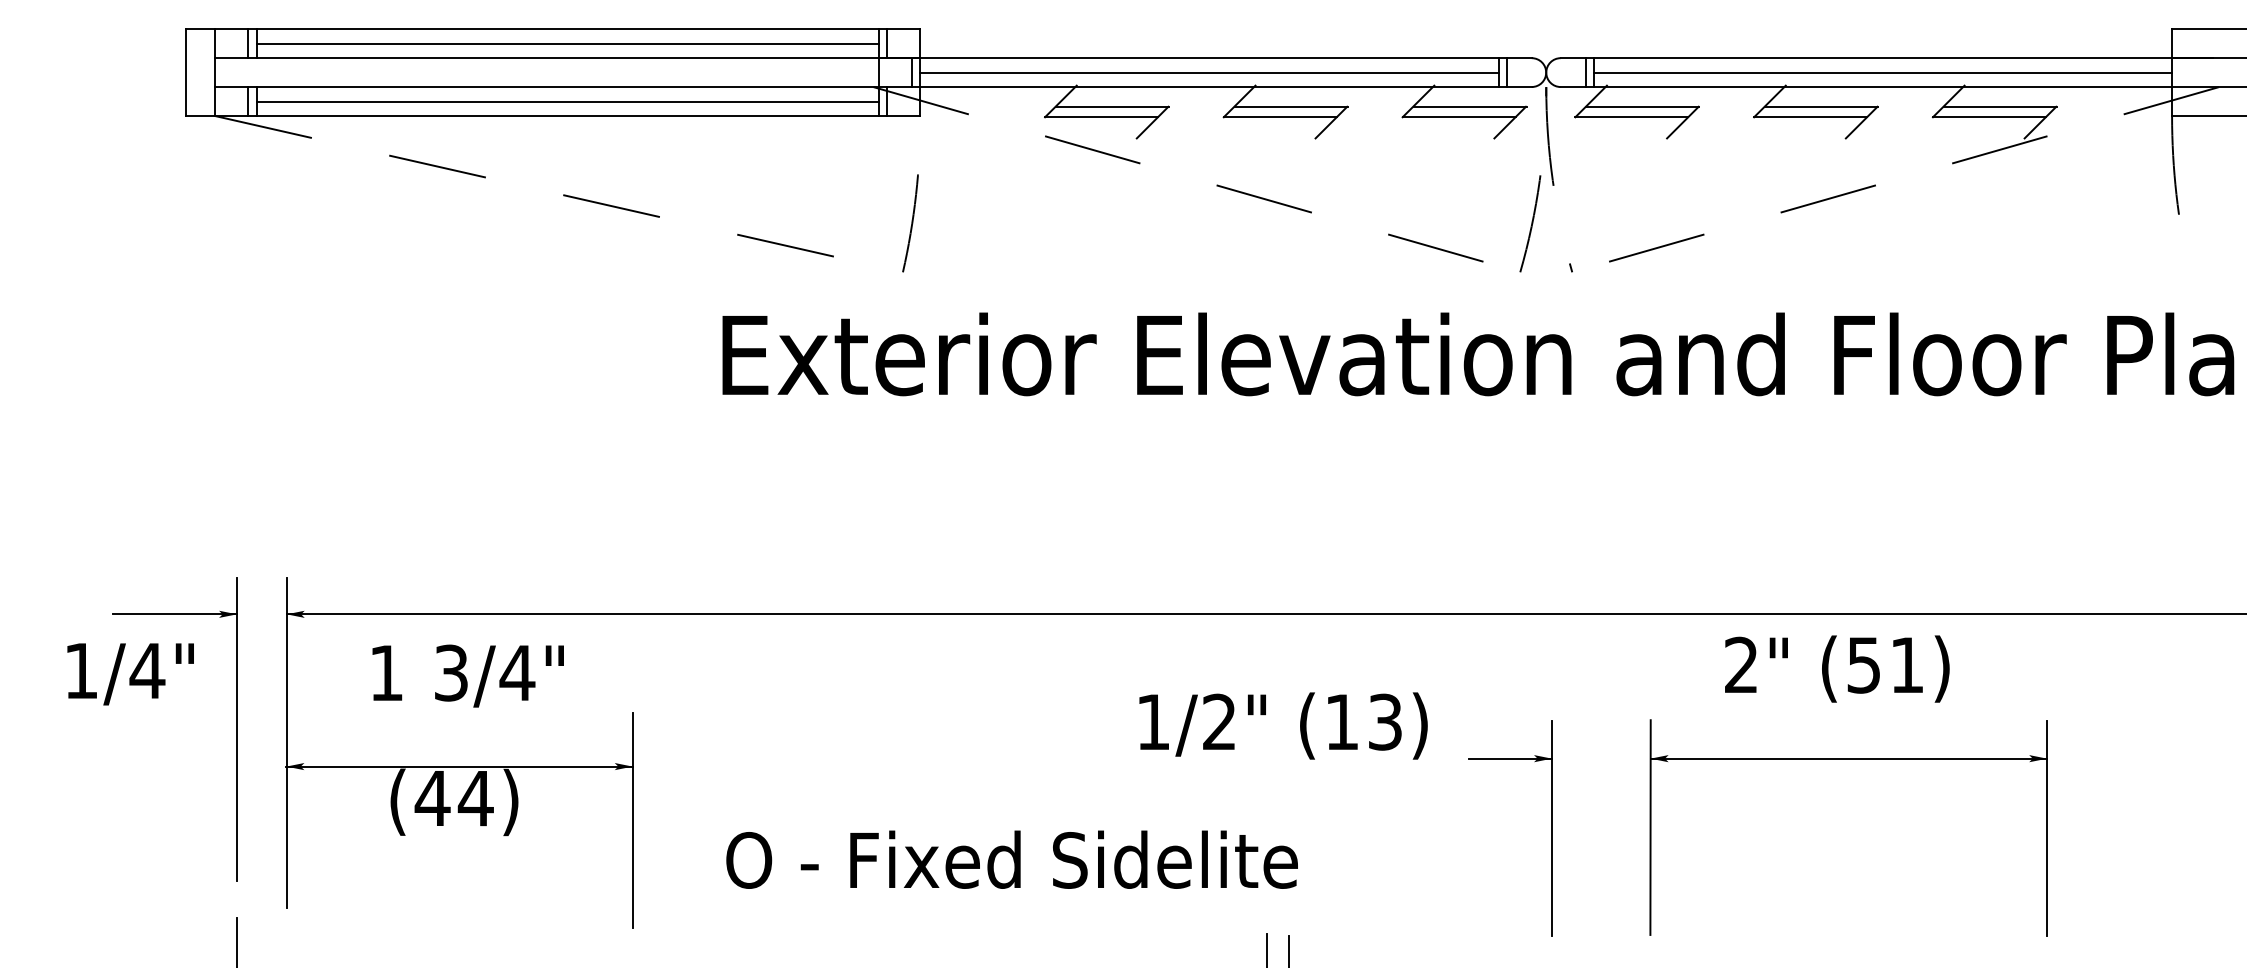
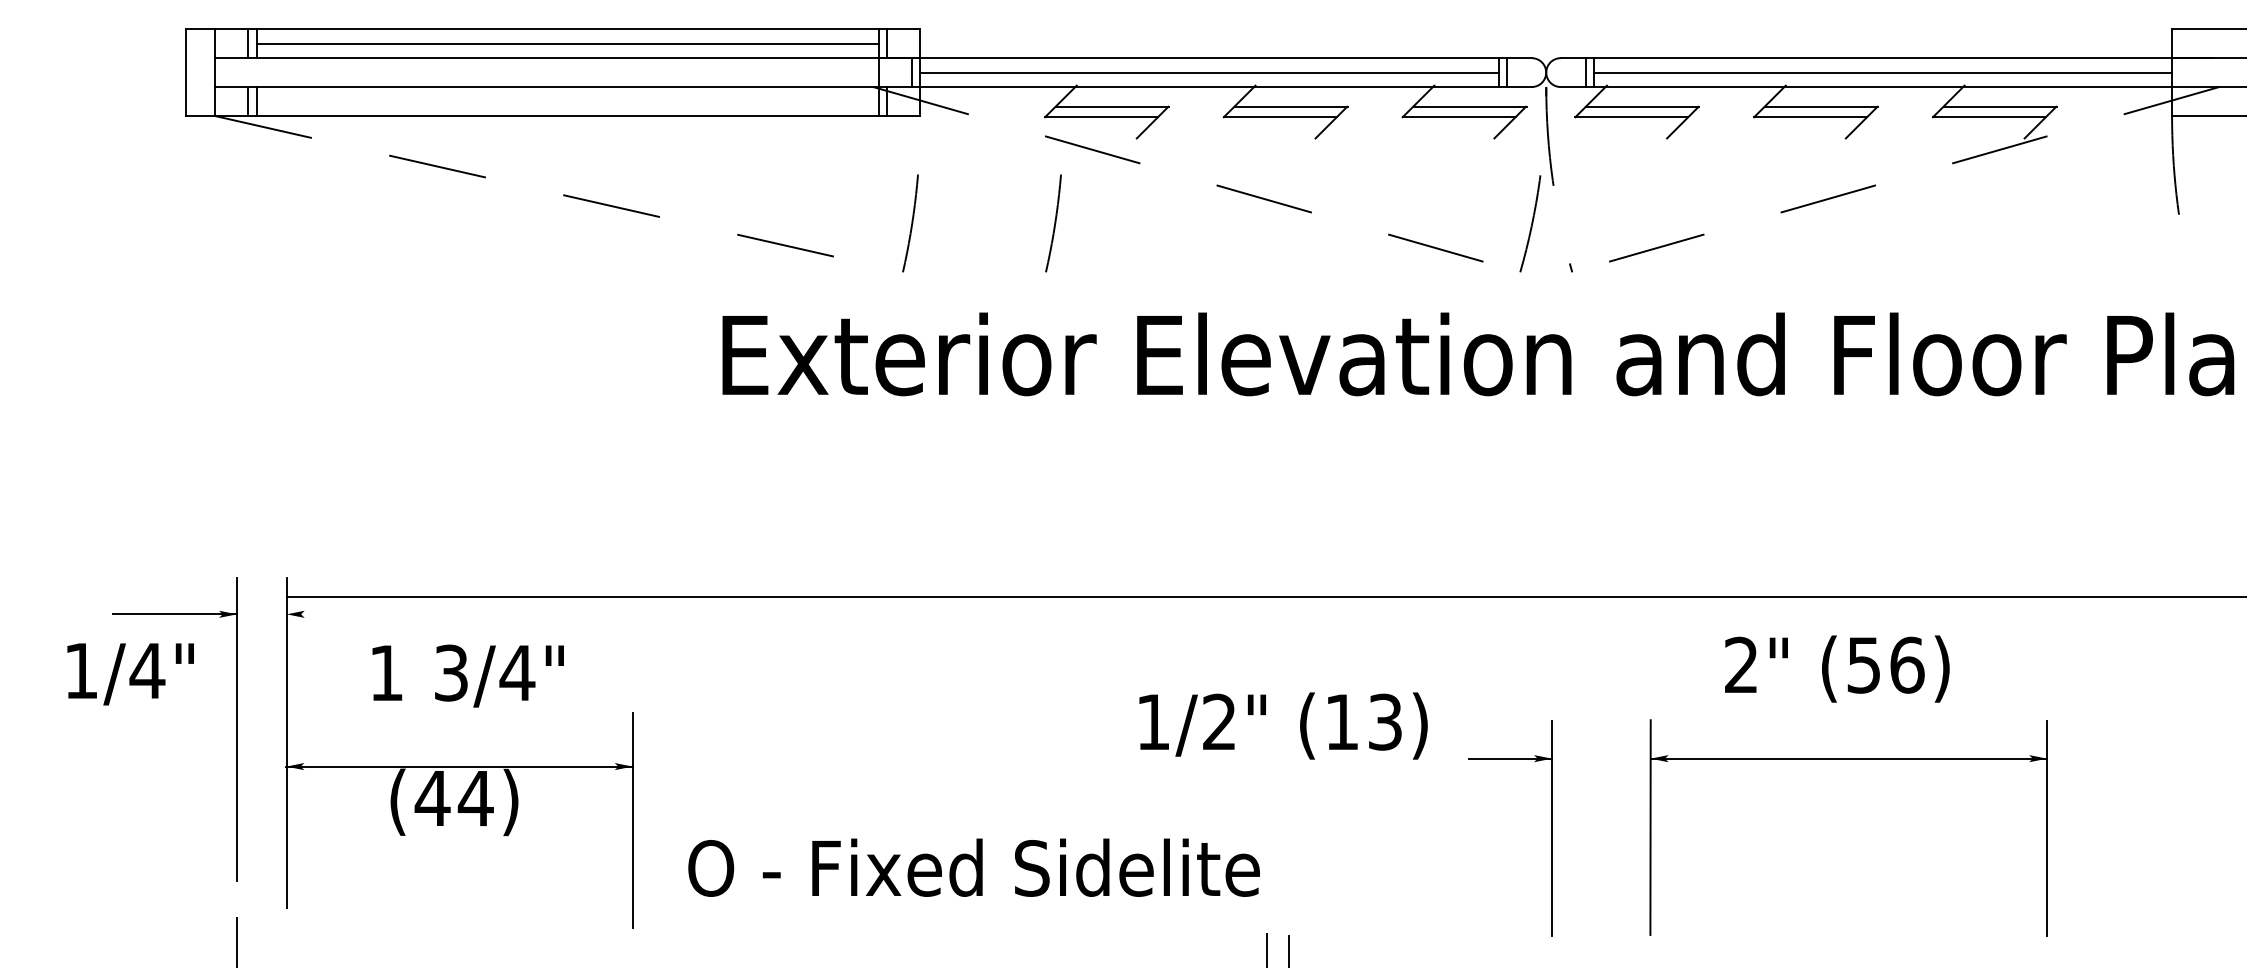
line: present -> none (567, 101)
arc: none -> present (1054, 223)
line position: (1264, 614) -> (1264, 597) (1264, 597)
text: (51) -> (56) (1907, 664)
text position: (1011, 859) -> (973, 867) (973, 867)
